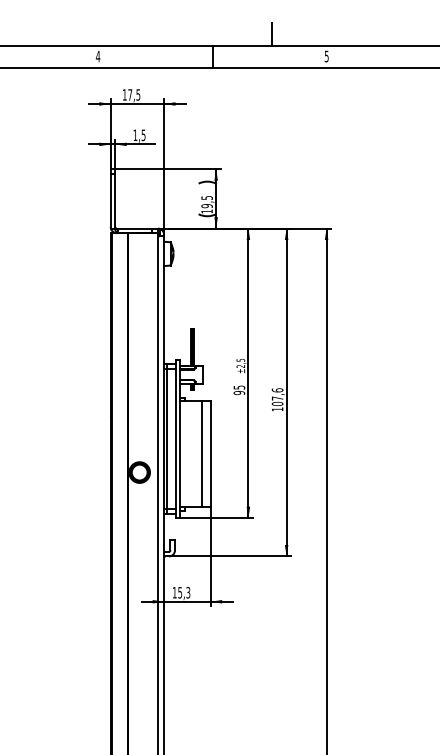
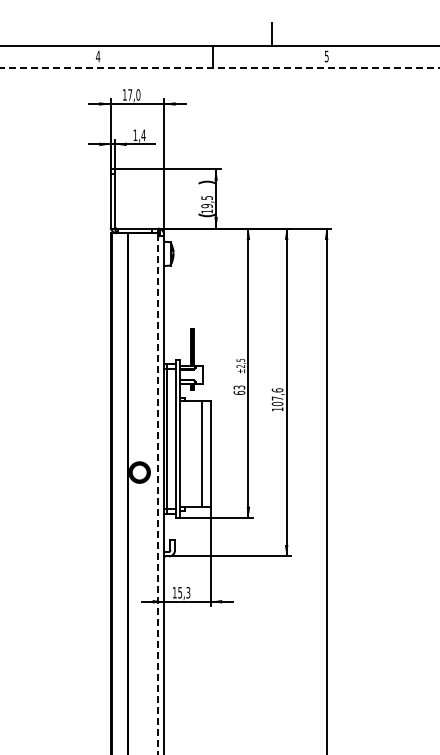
line: solid -> dashed (220, 68)
text: 17,5 -> 17,0 (138, 94)
text: 1,5 -> 1,4 (143, 135)
text: 95 -> 63 (239, 390)
line: solid -> dashed (157, 495)
